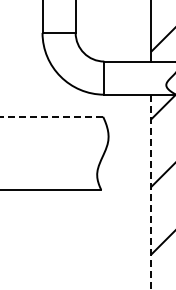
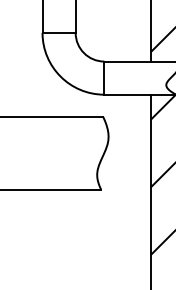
line: dashed -> solid (51, 116)
line: dashed -> solid (150, 192)
